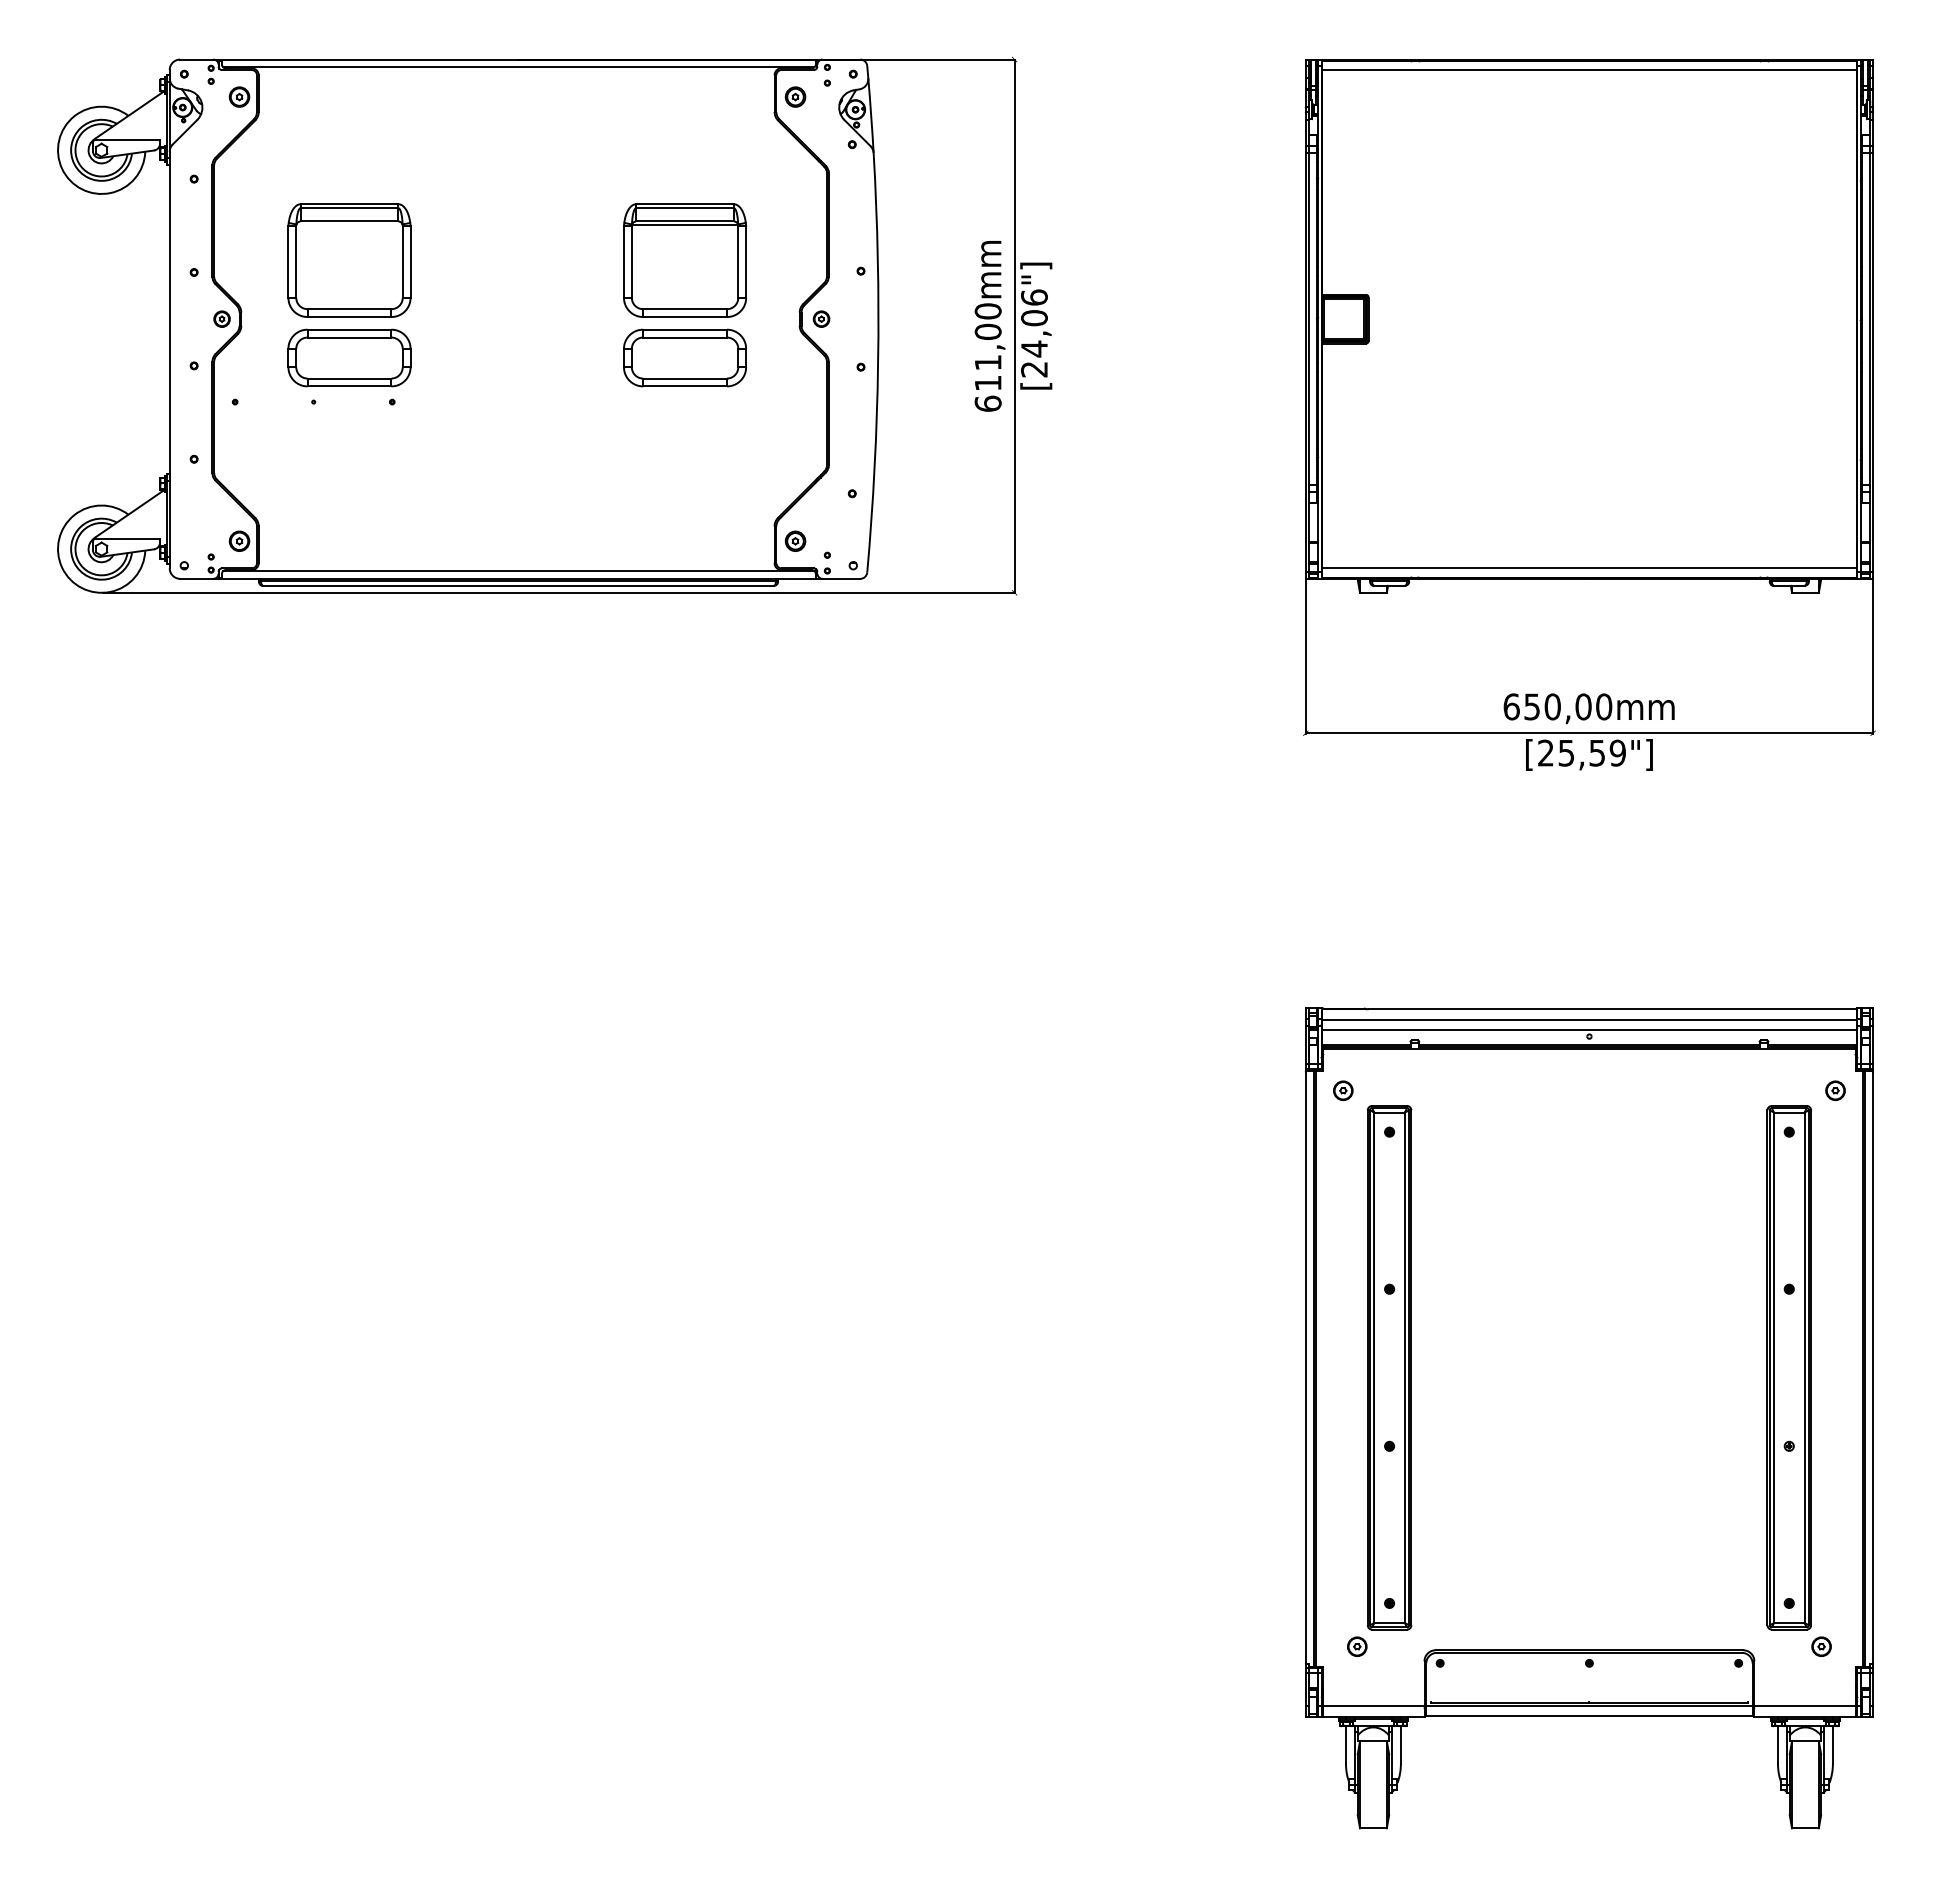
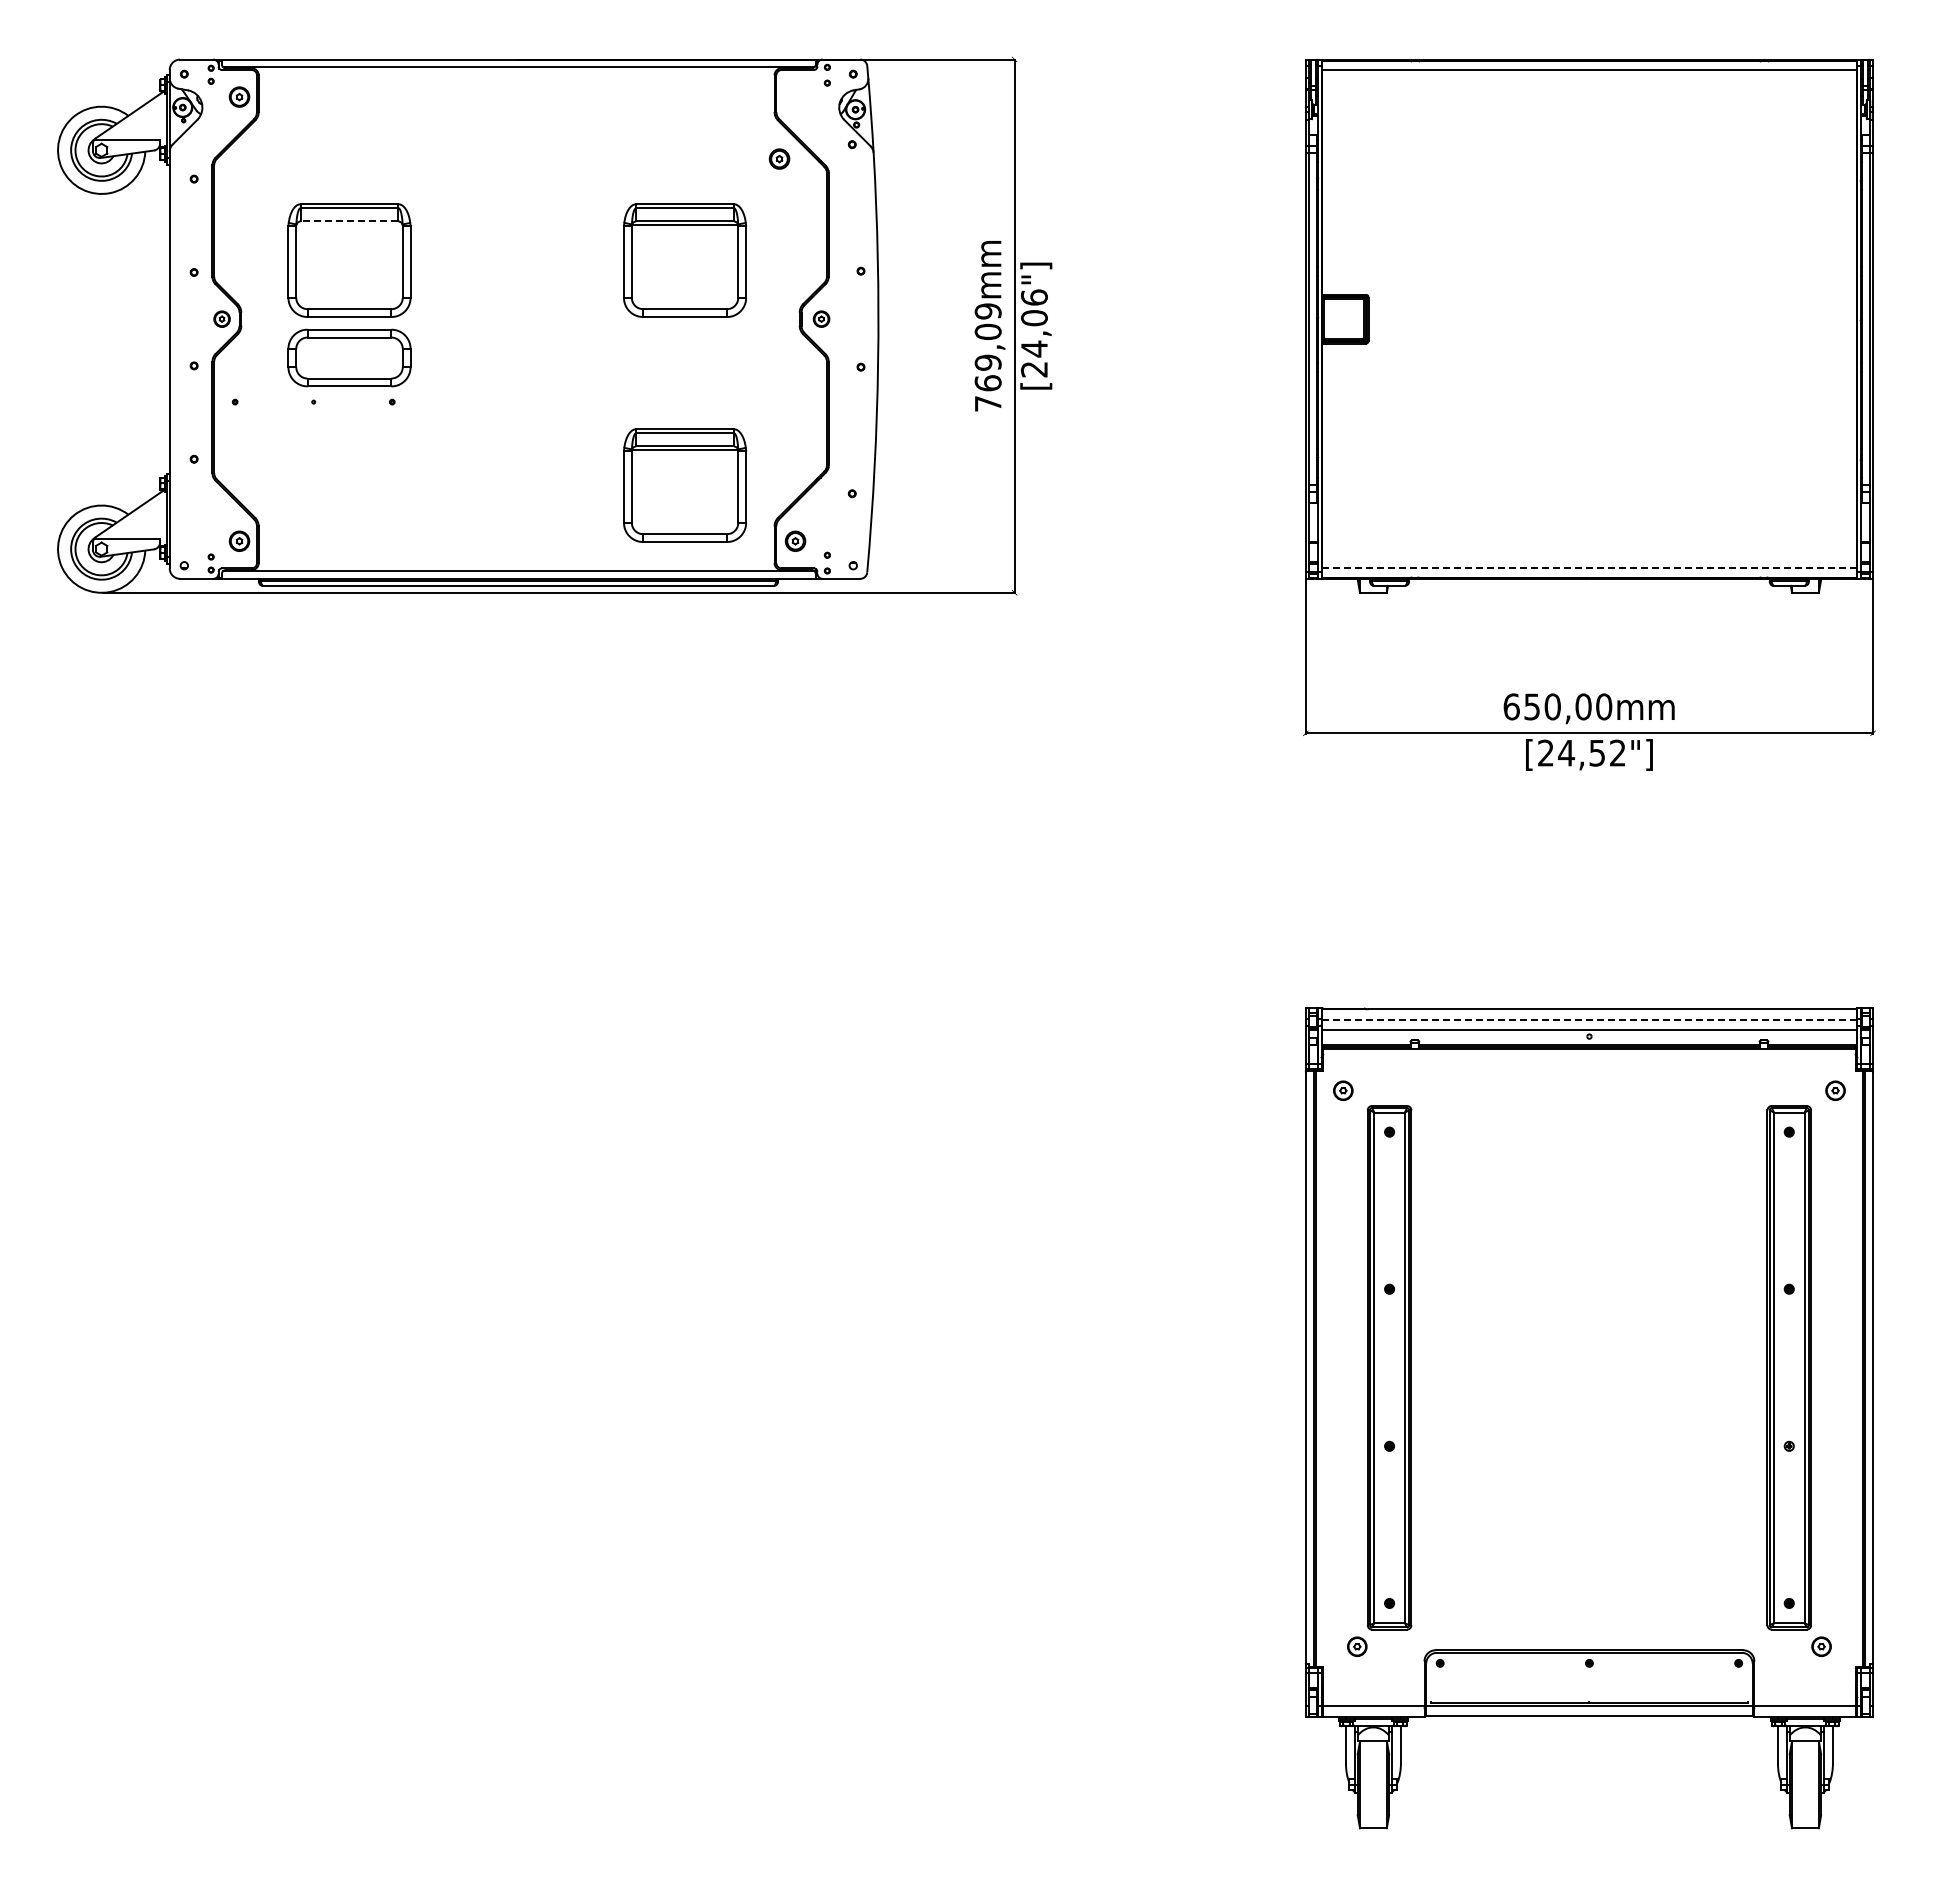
part position: (795, 96) -> (779, 158) (779, 158)
line: solid -> dashed (349, 221)
part: present -> none (684, 357)
text: 611,00mm -> 769,09mm (987, 357)
part: none -> present (685, 485)
line: solid -> dashed (1589, 567)
text: [25,59"] -> [24,52"] (1591, 752)
line: solid -> dashed (1589, 1019)
